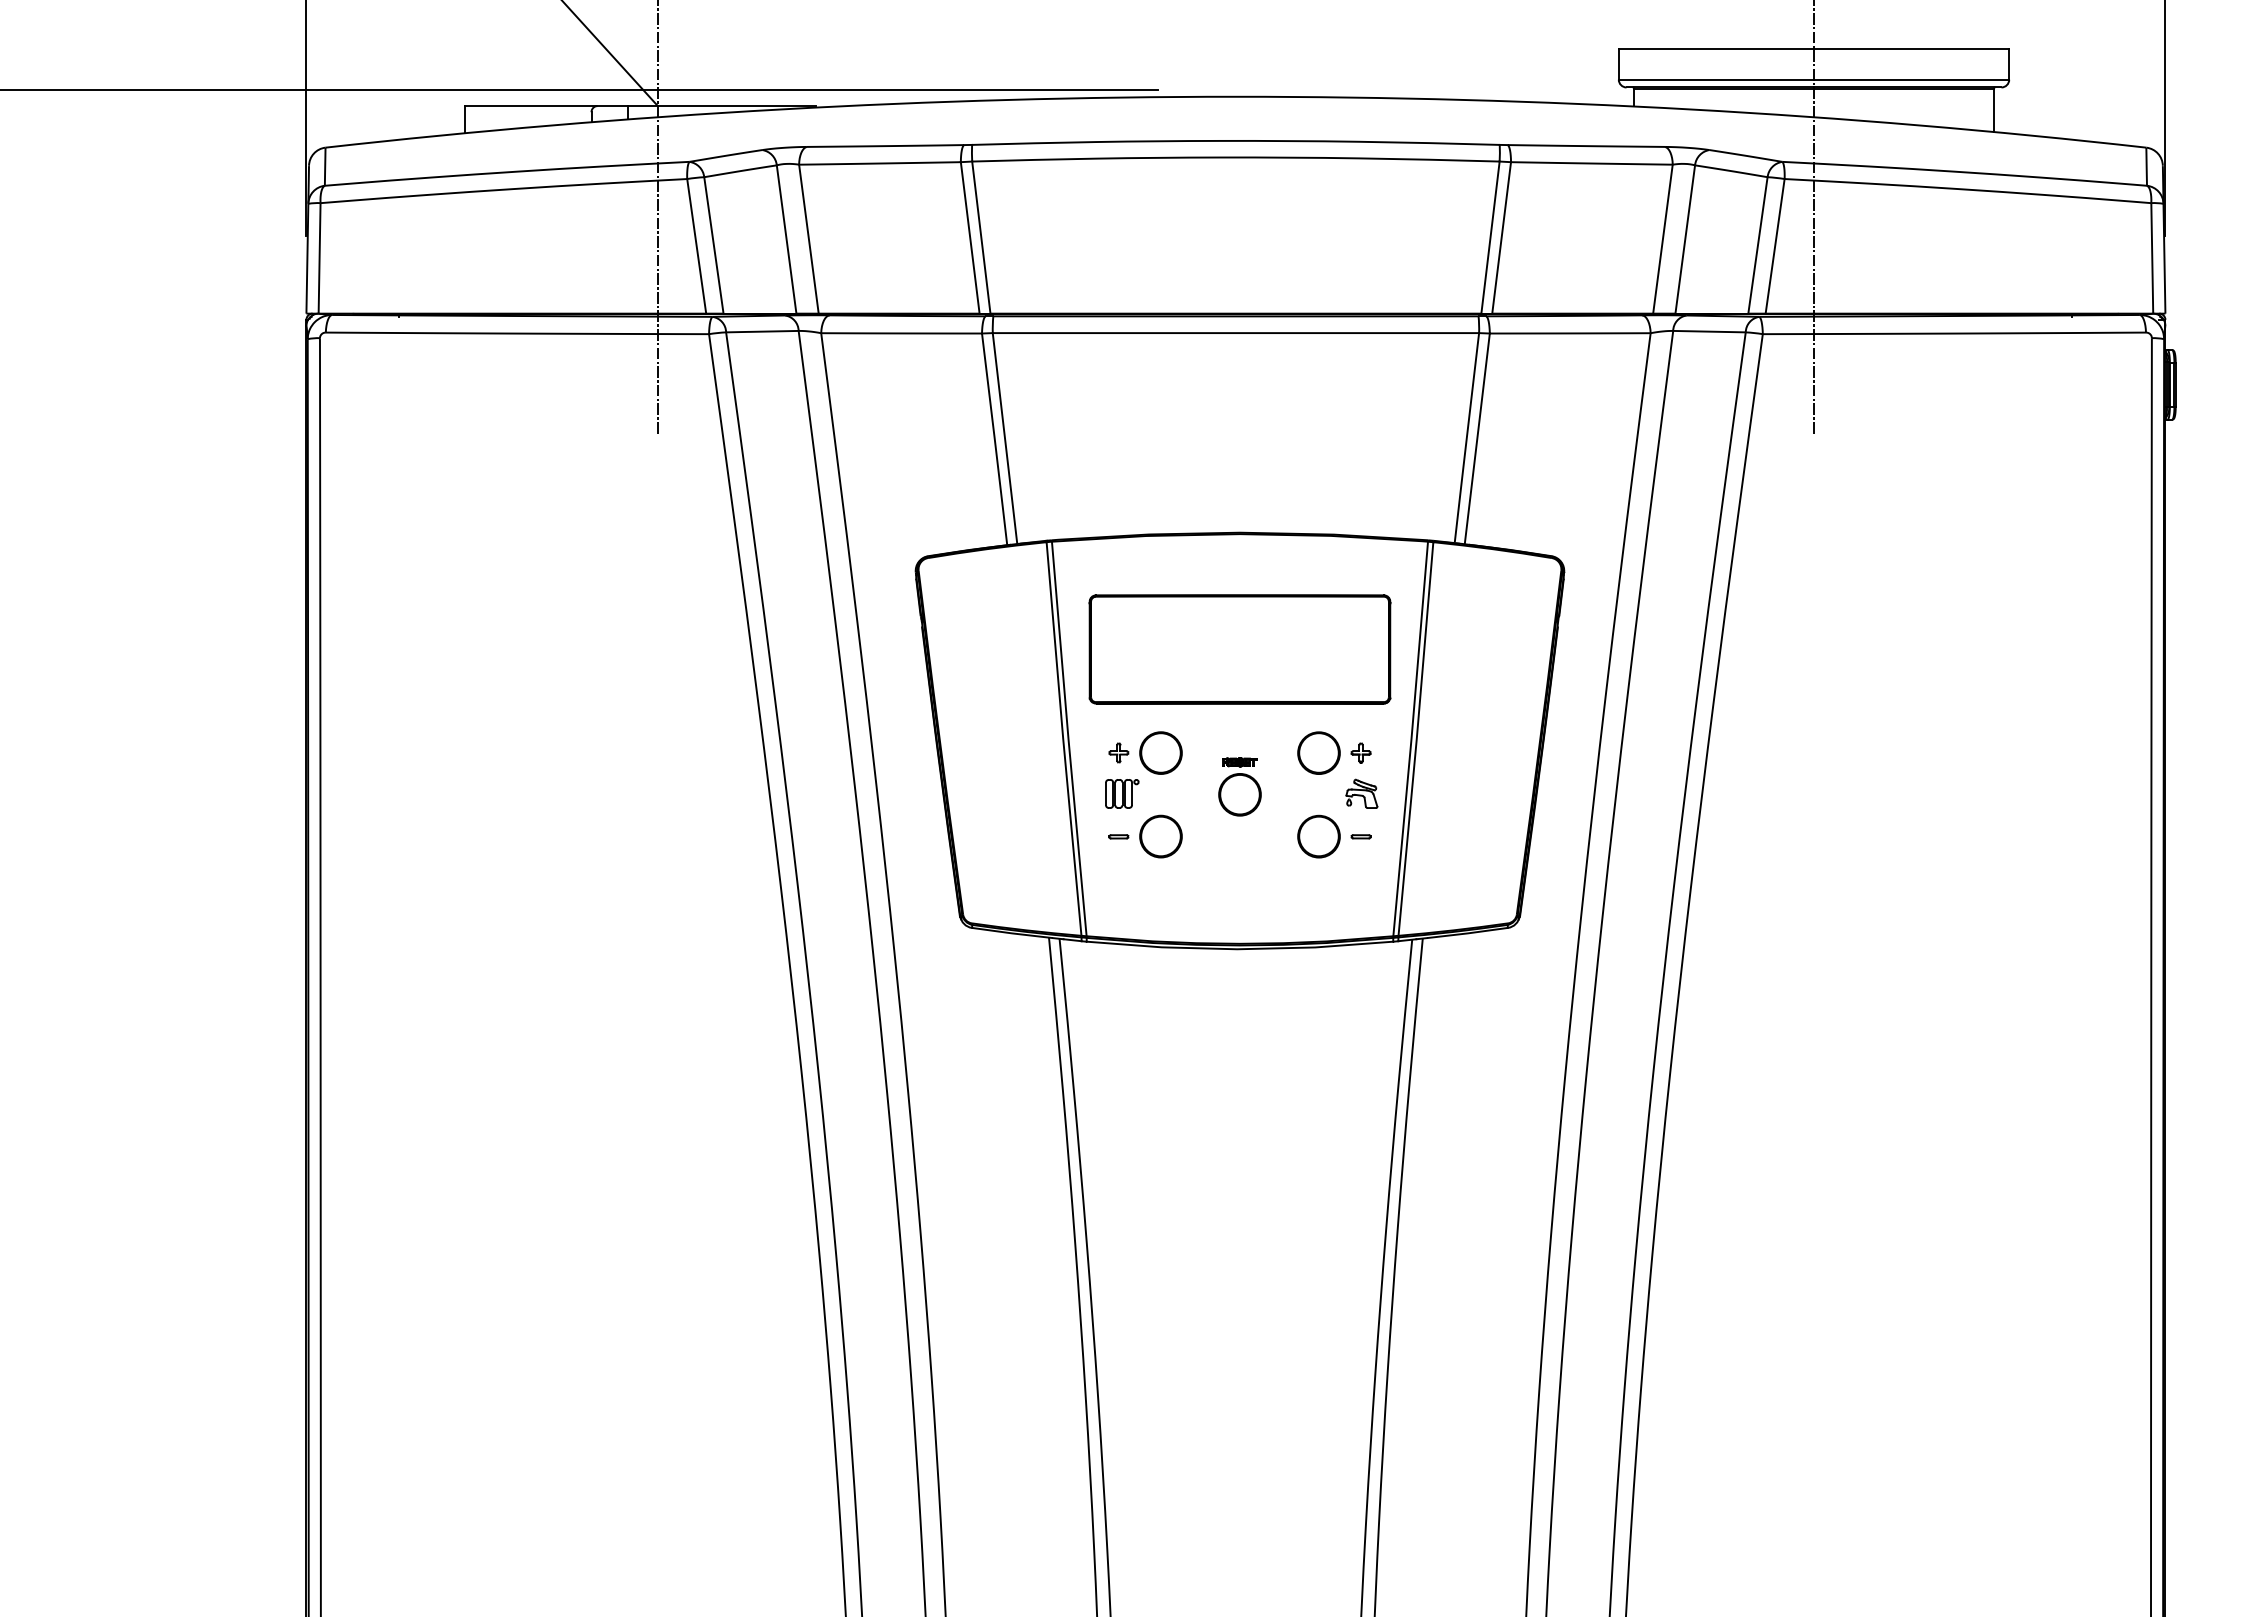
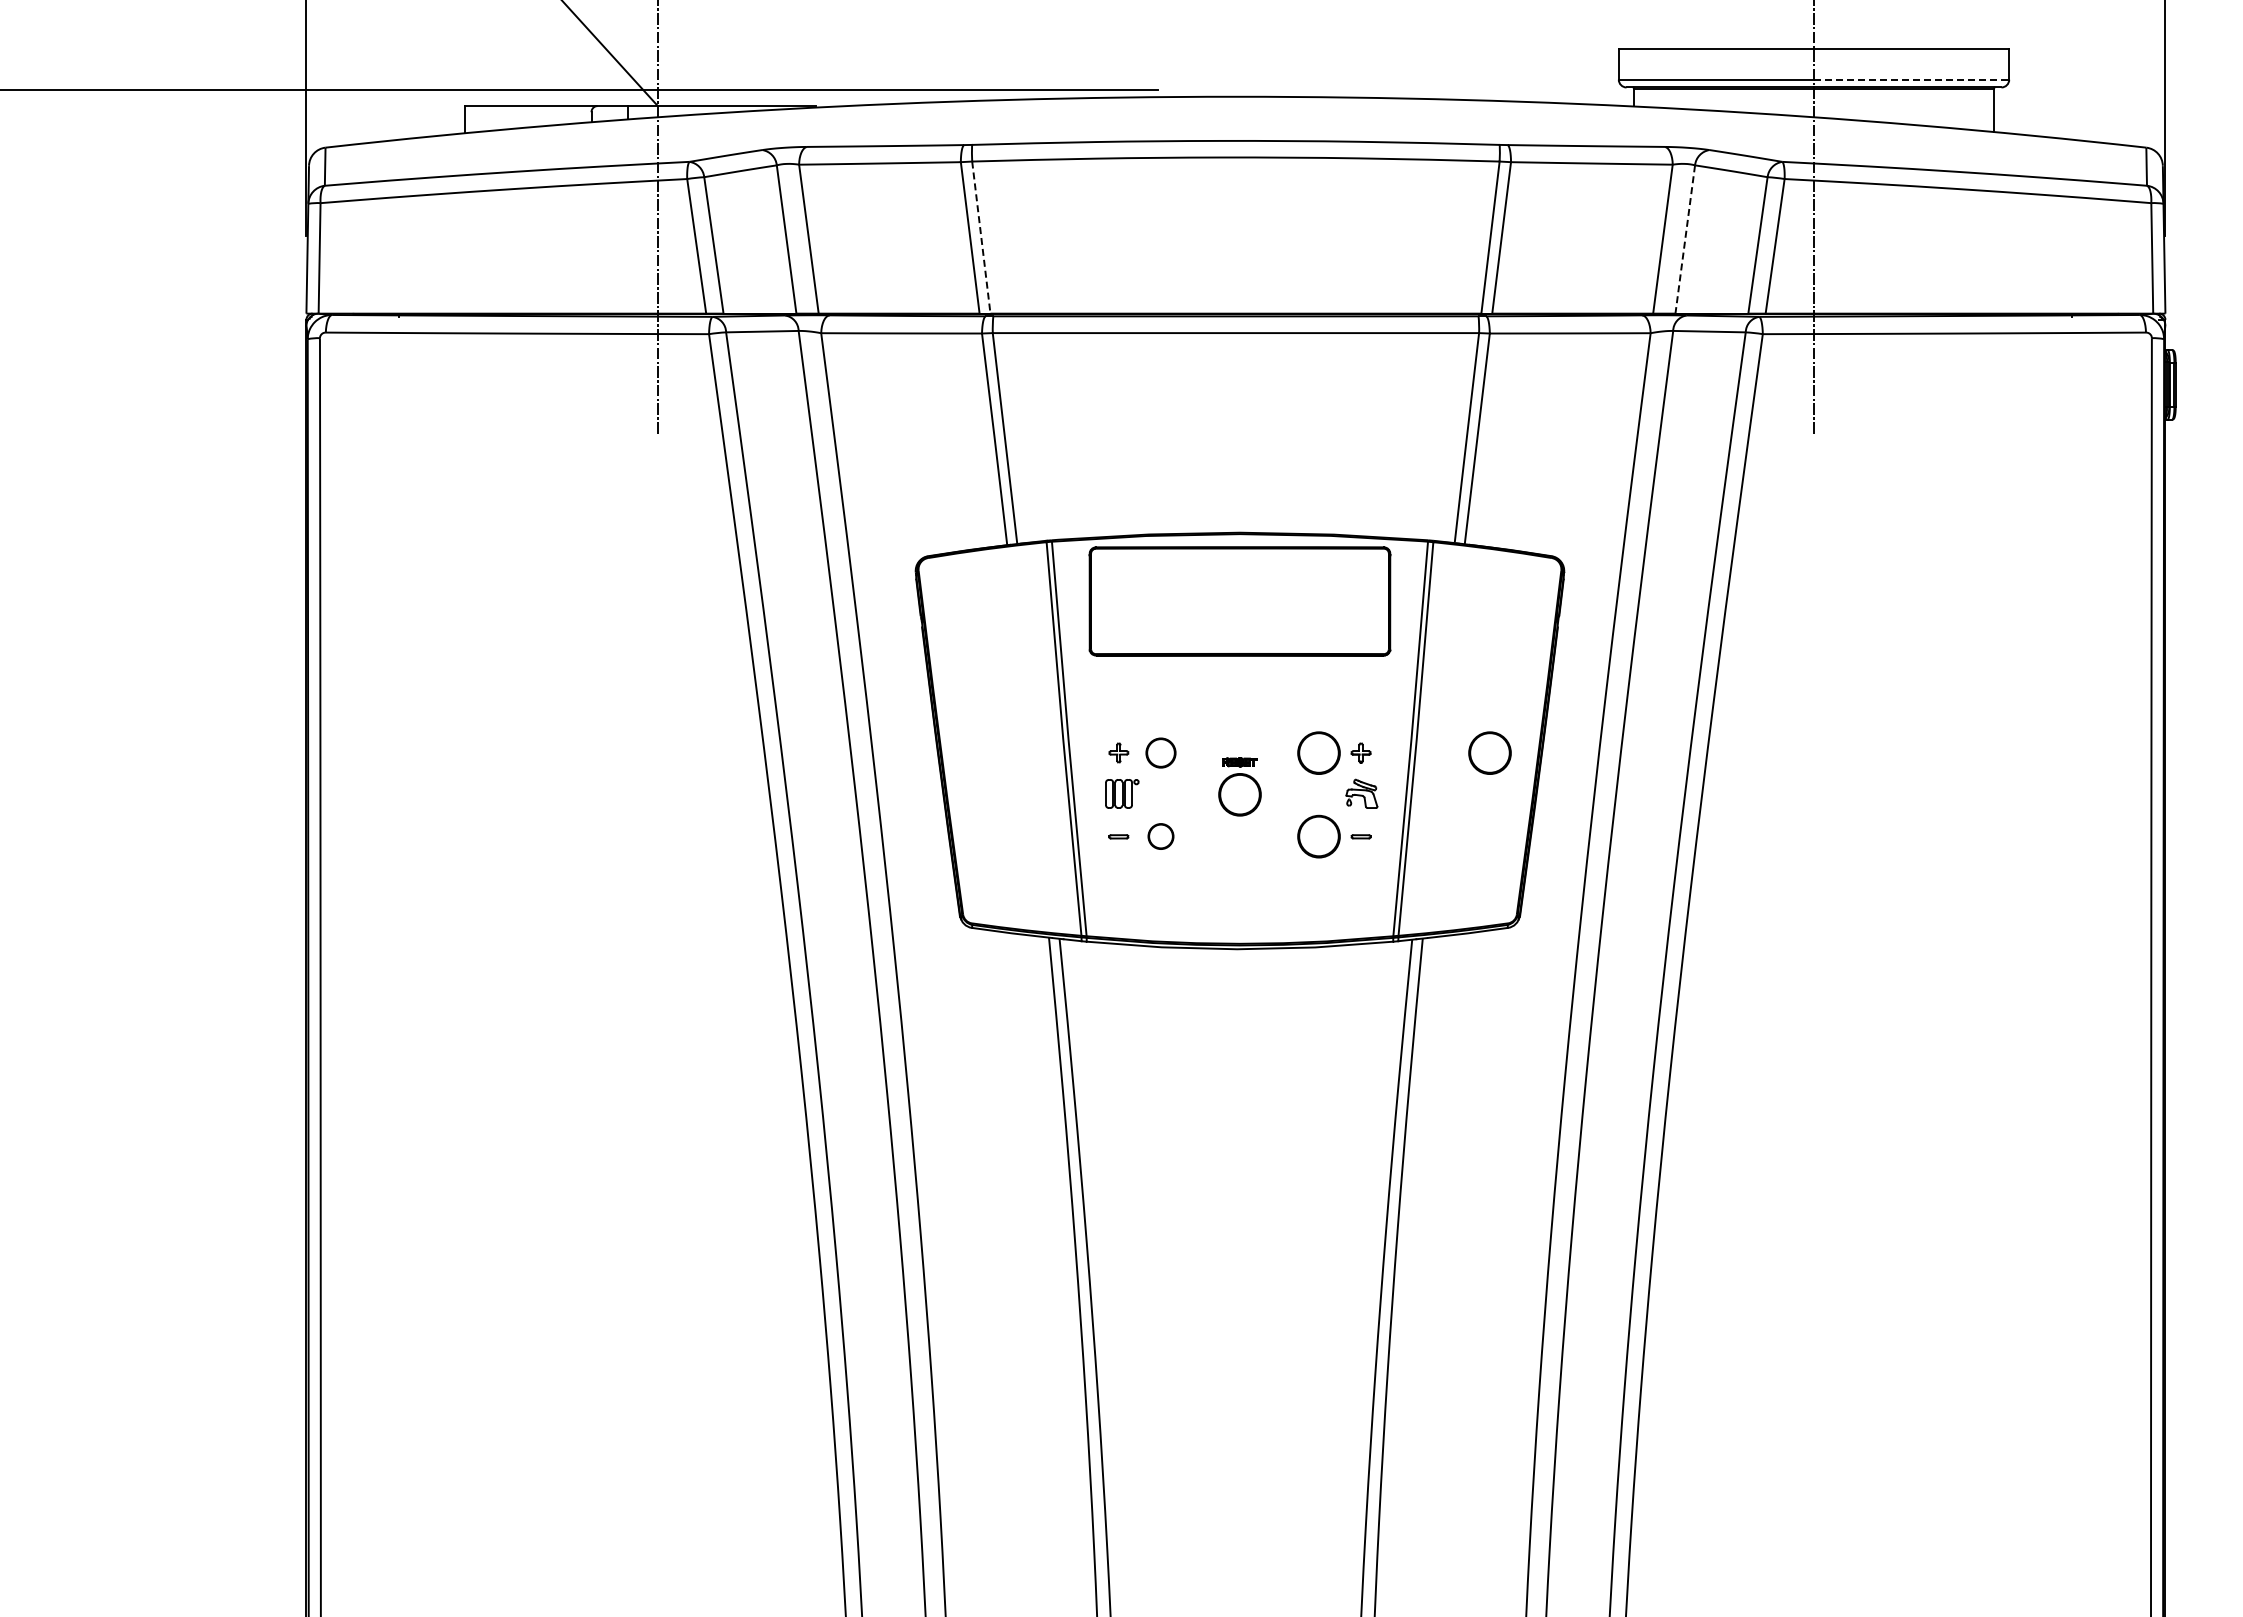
line: solid -> dashed (1911, 79)
line: solid -> dashed (981, 237)
line: solid -> dashed (1685, 239)
part position: (1239, 649) -> (1239, 601) (1239, 601)
circle size: 44x44 px -> 32x32 px (1160, 752)
circle: none -> present (1489, 752)
part size: 44x45 px -> 28x27 px (1160, 836)
